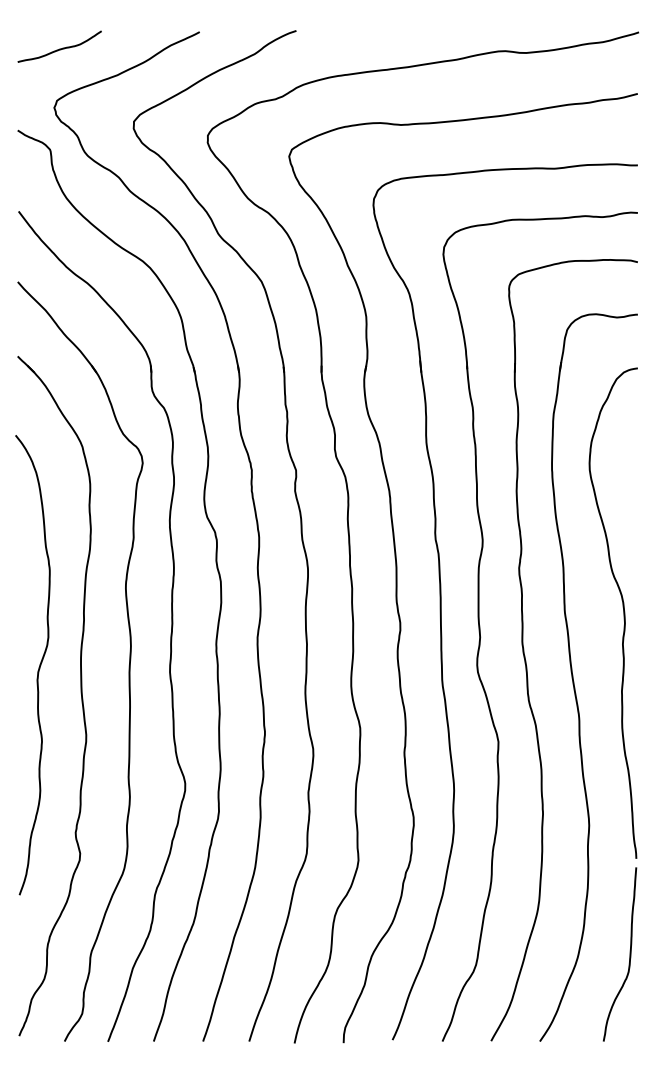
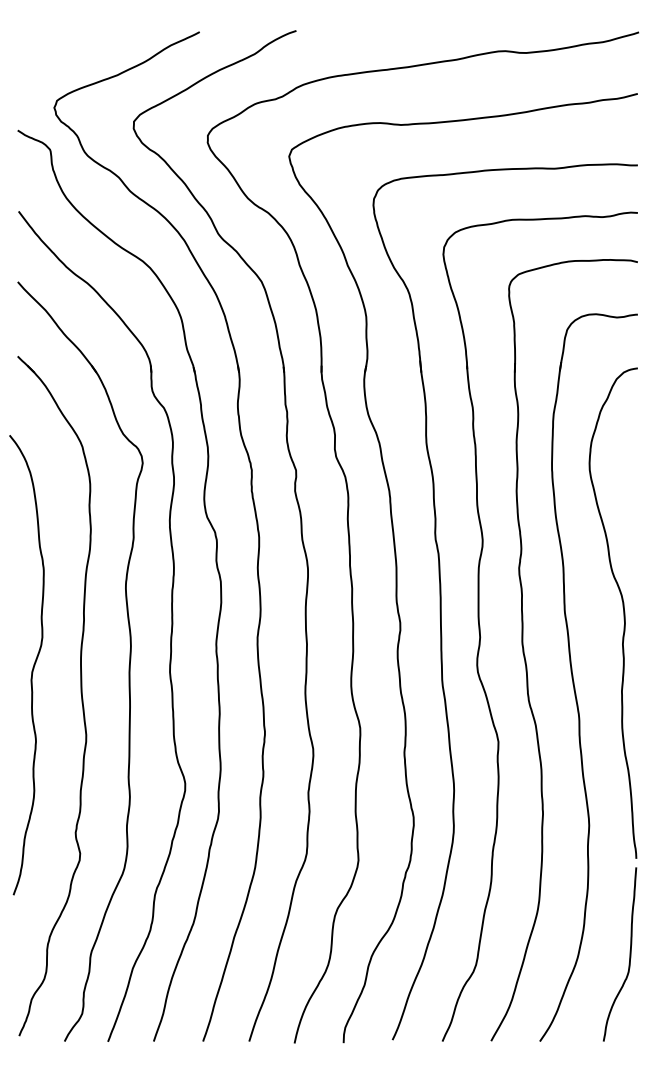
curve: present -> none (59, 48)
curve position: (38, 667) -> (32, 667) (32, 667)
